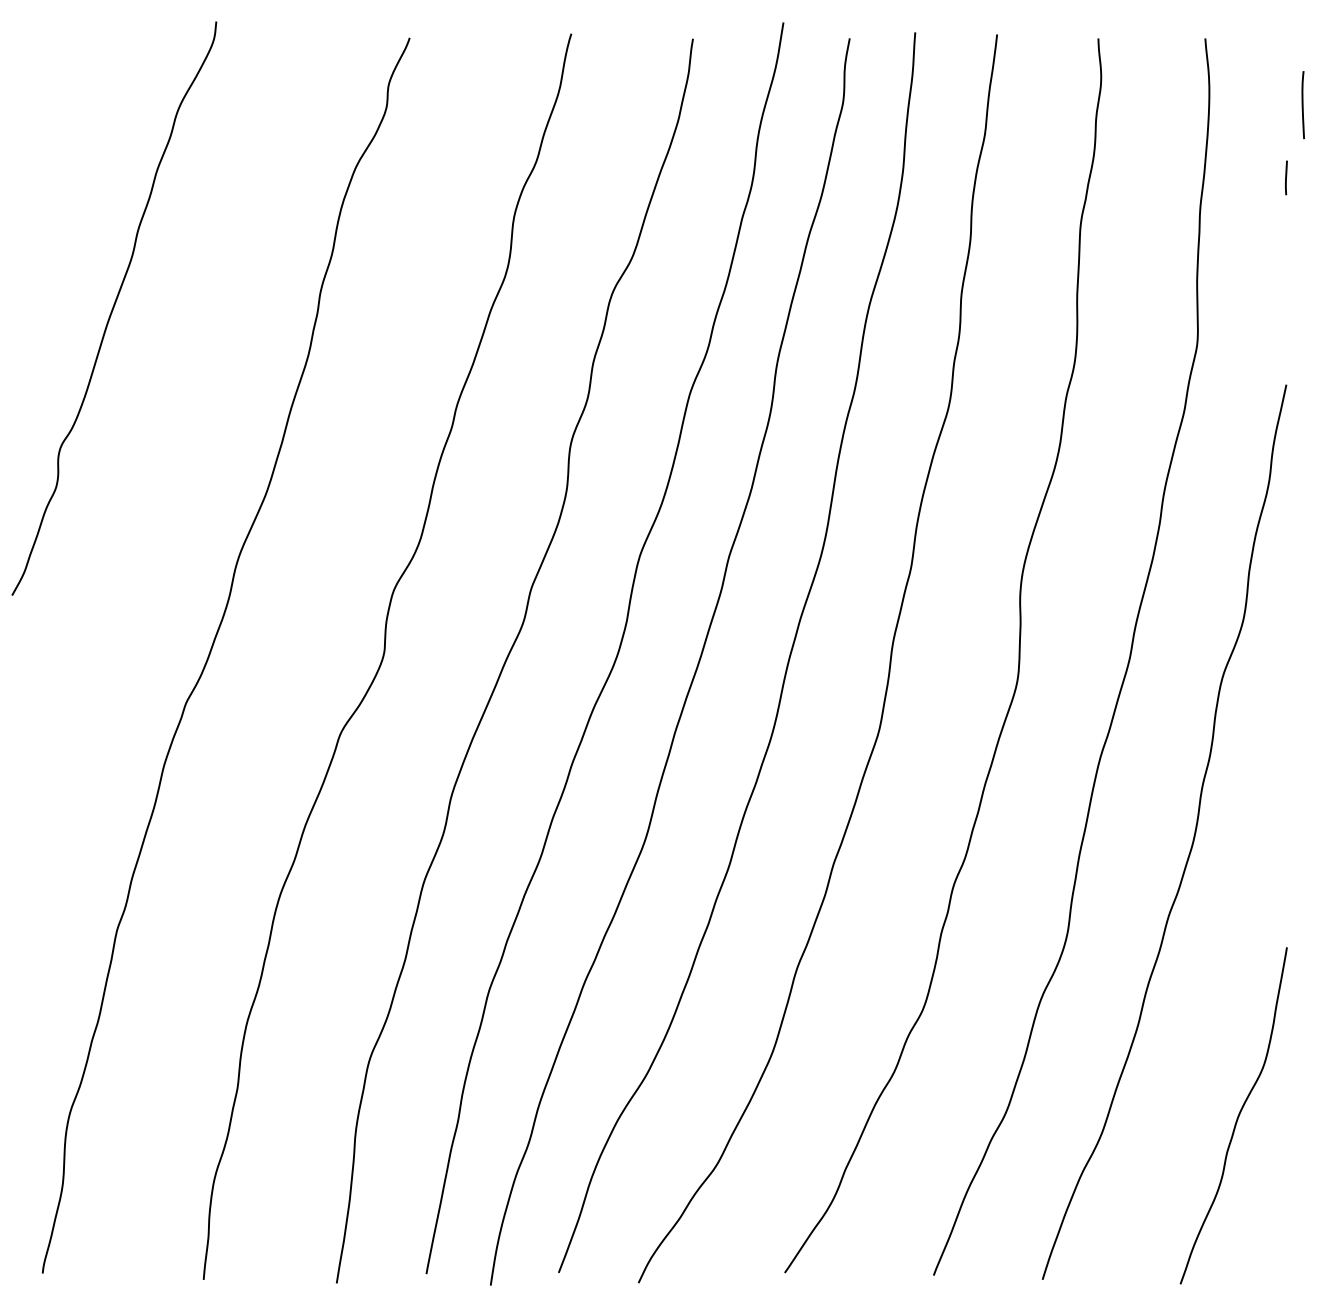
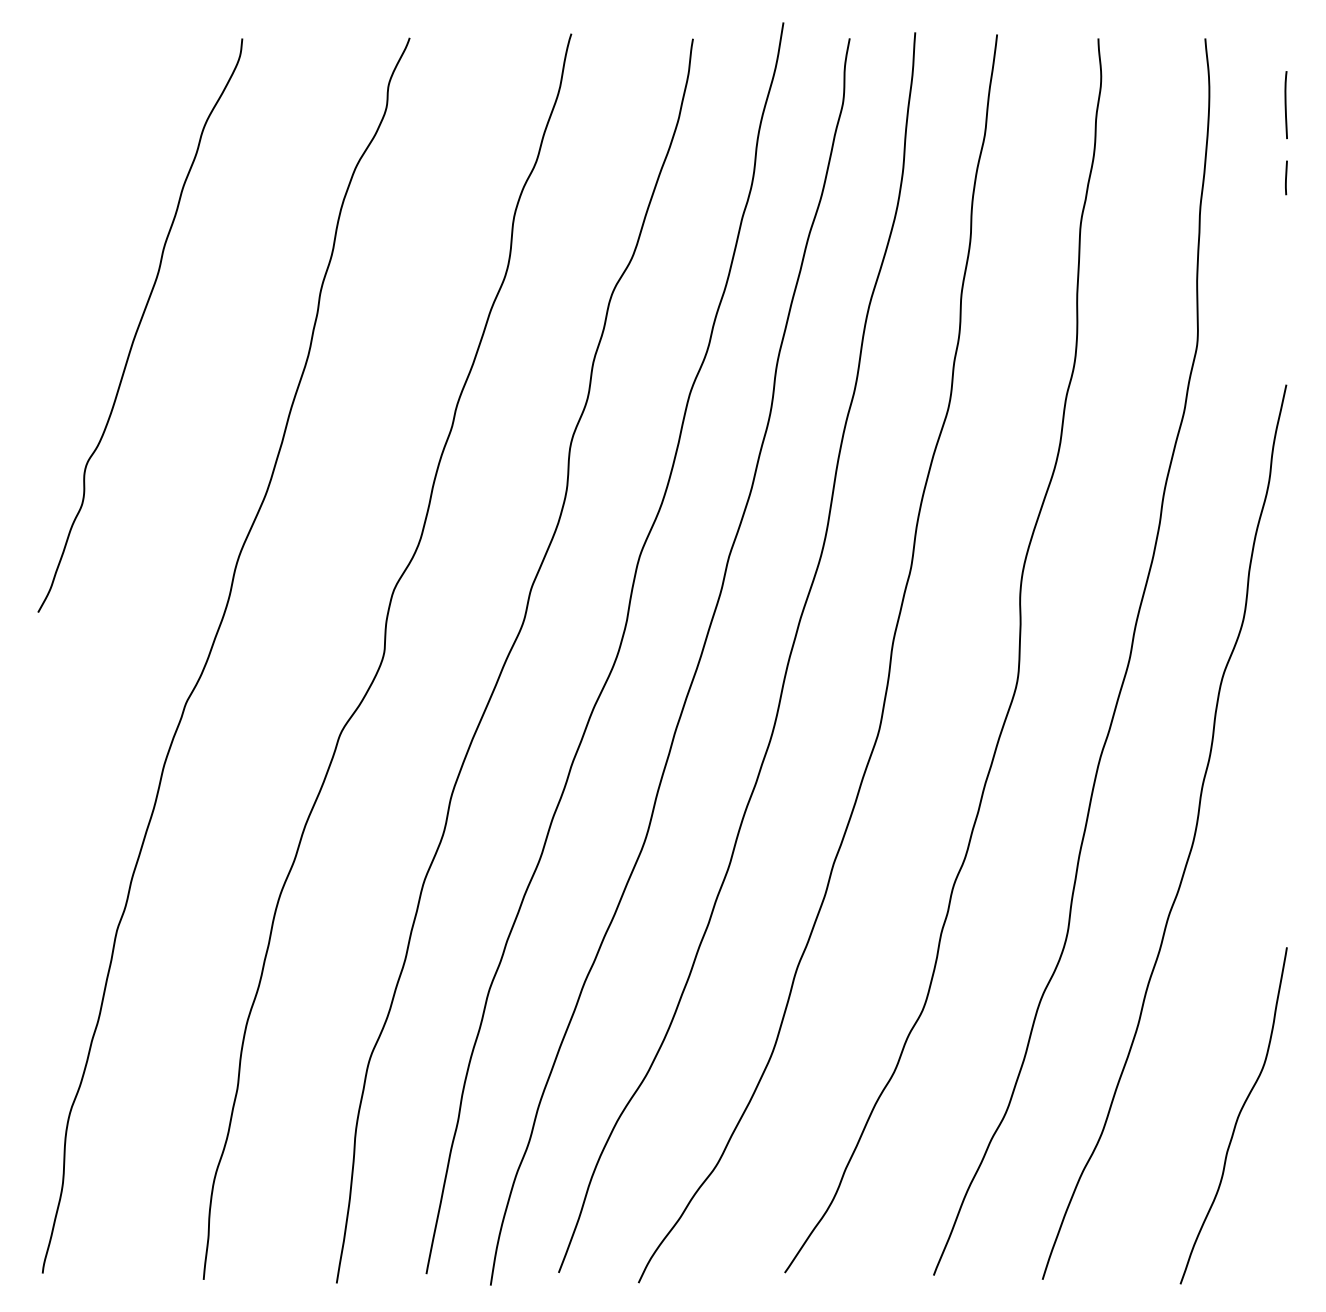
curve position: (1302, 105) -> (1285, 105) (1285, 105)
curve position: (114, 307) -> (140, 324) (140, 324)
